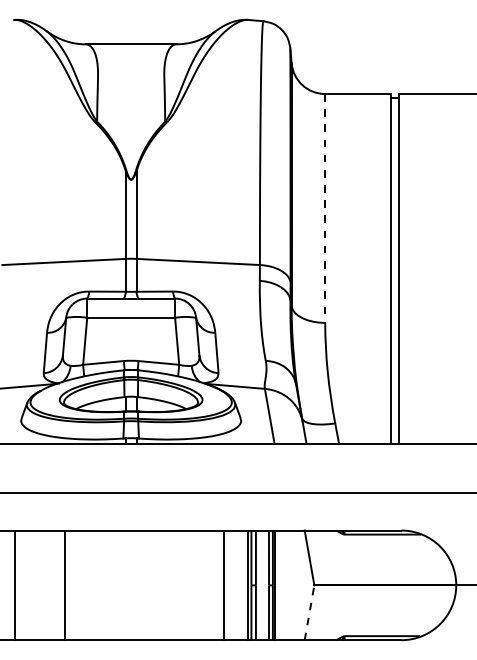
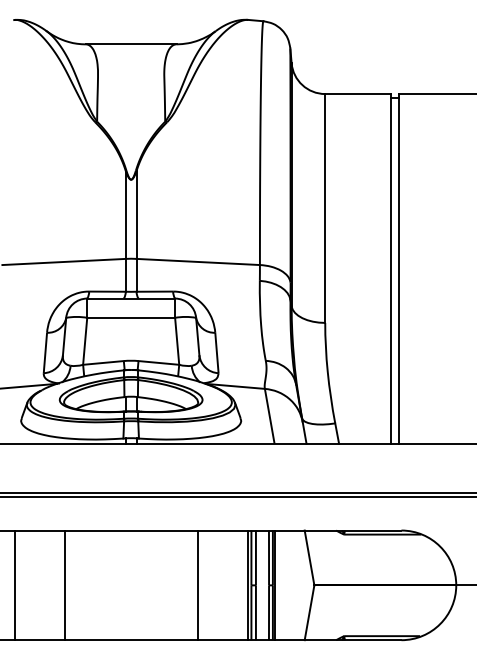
line: dashed -> solid (325, 208)
line: none -> present (237, 496)
line position: (223, 585) -> (197, 585) (197, 585)
line: dashed -> solid (309, 612)
